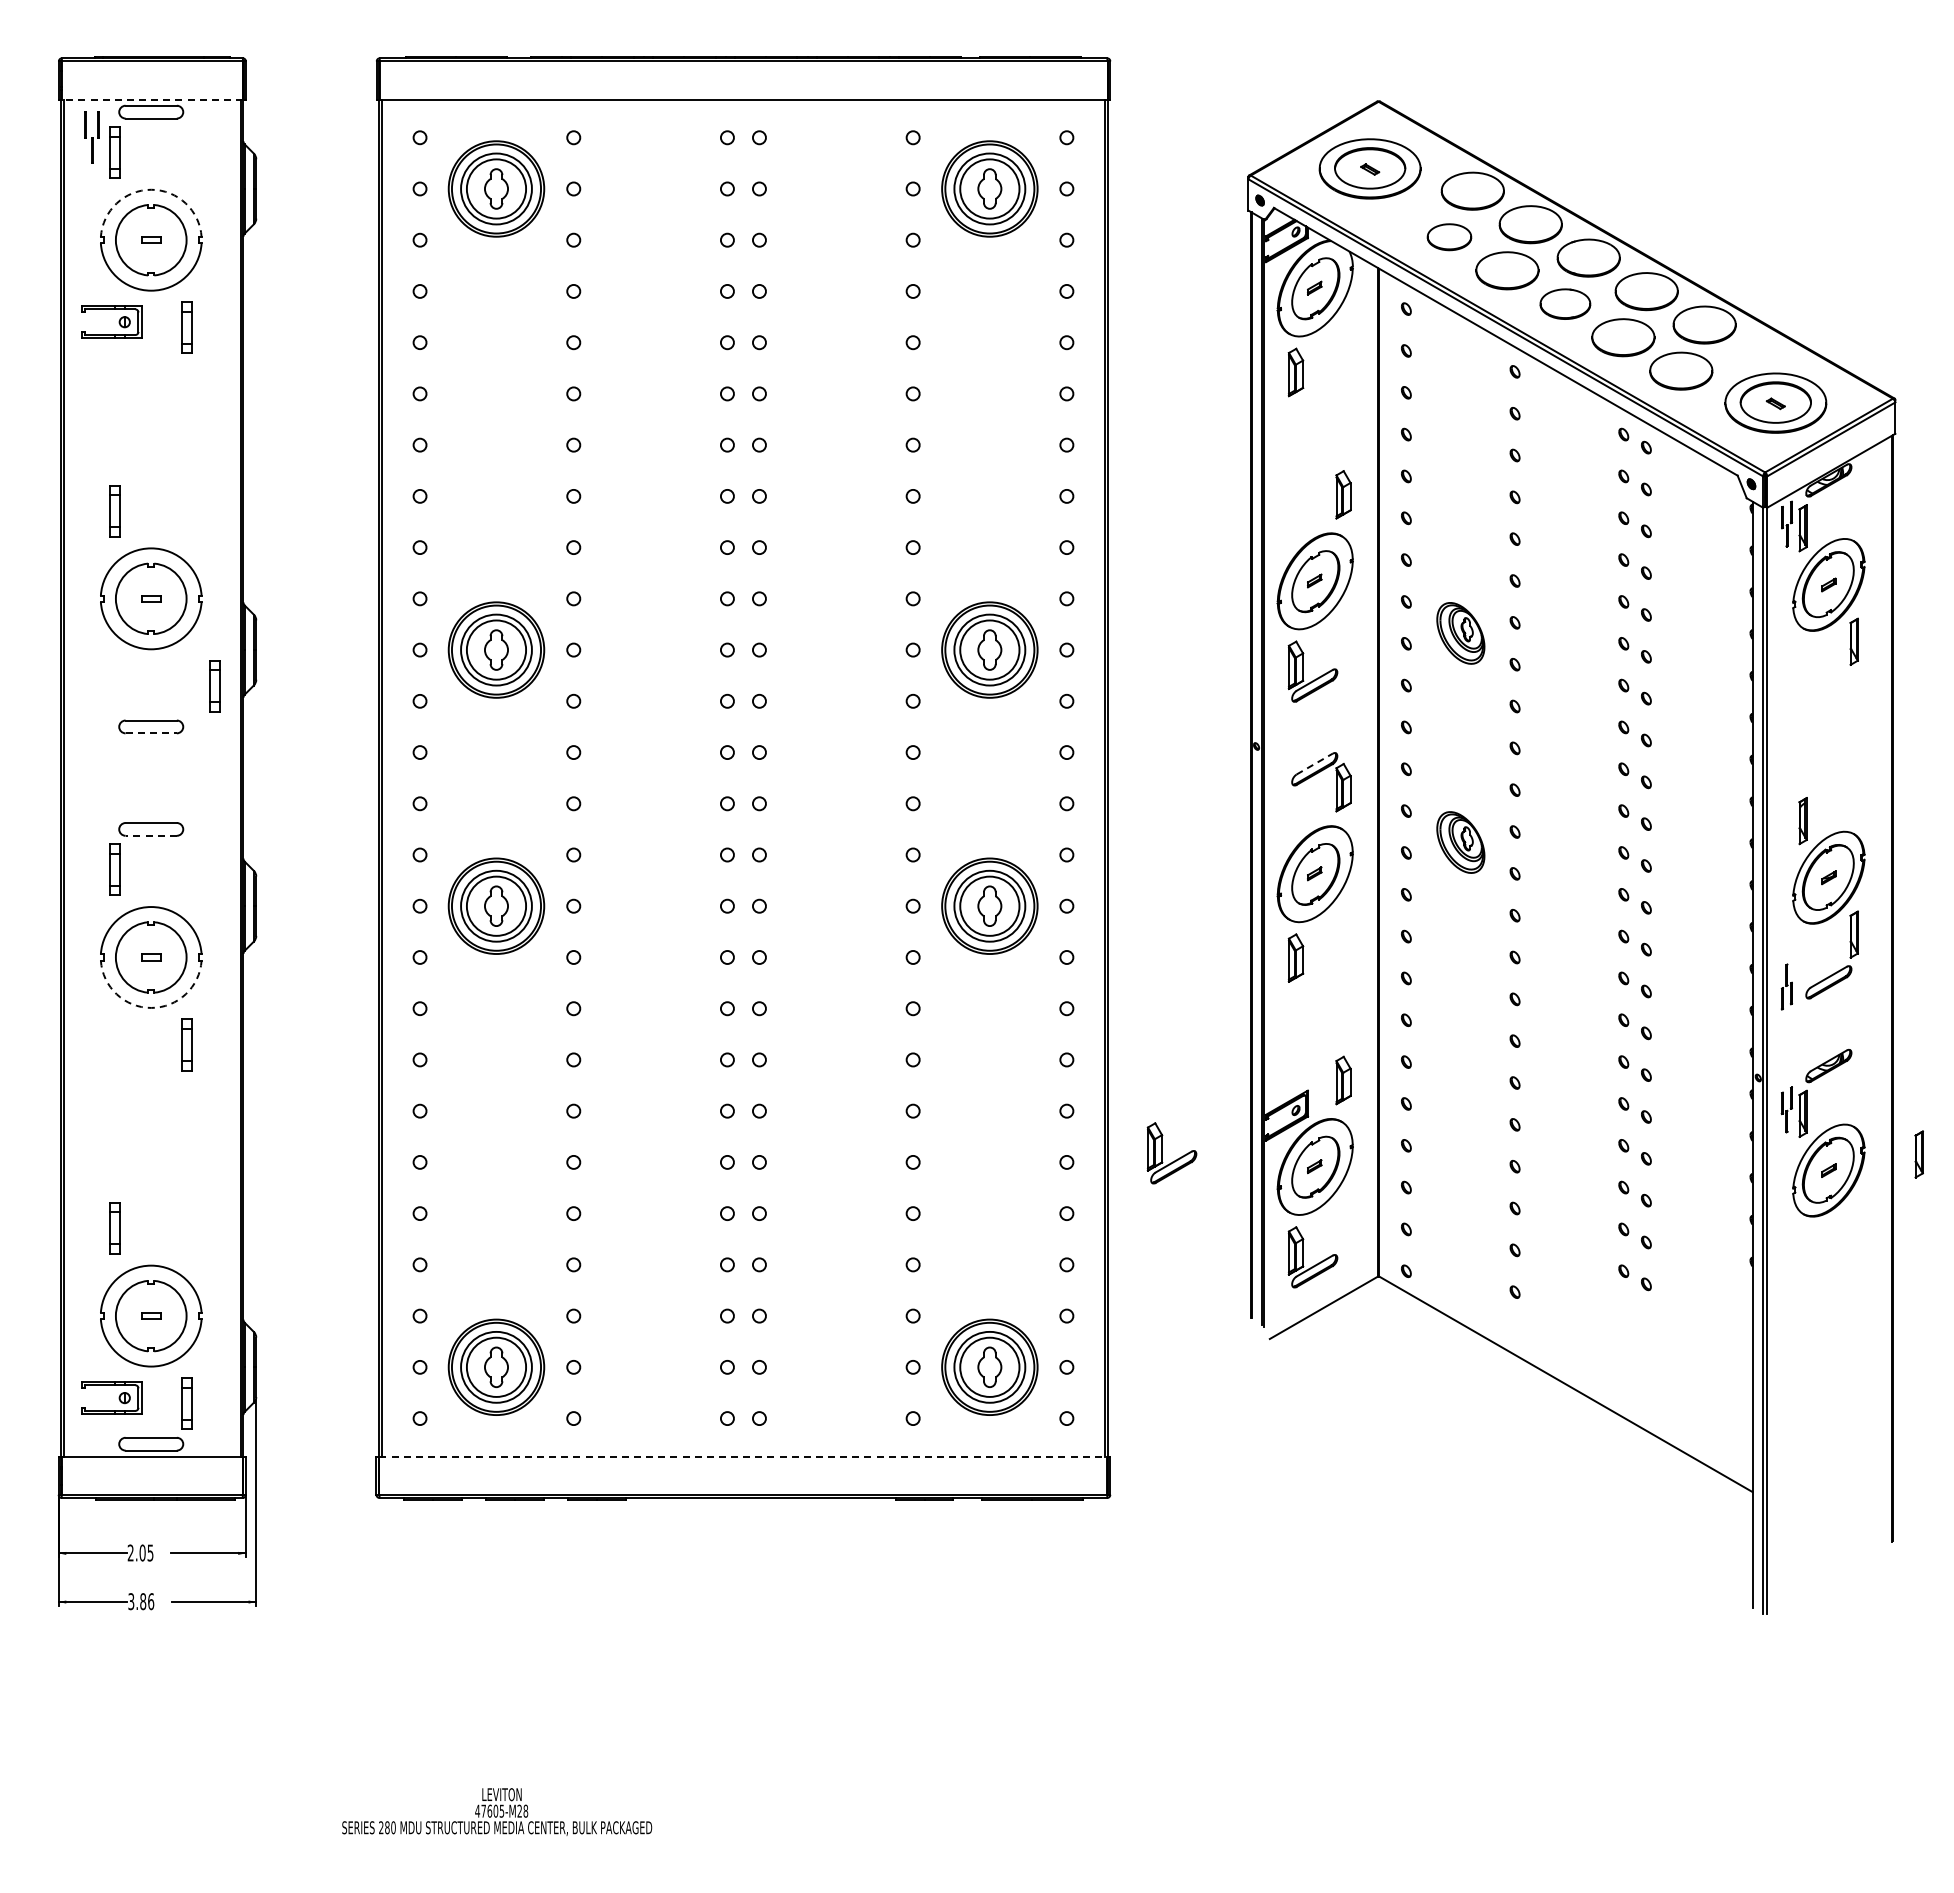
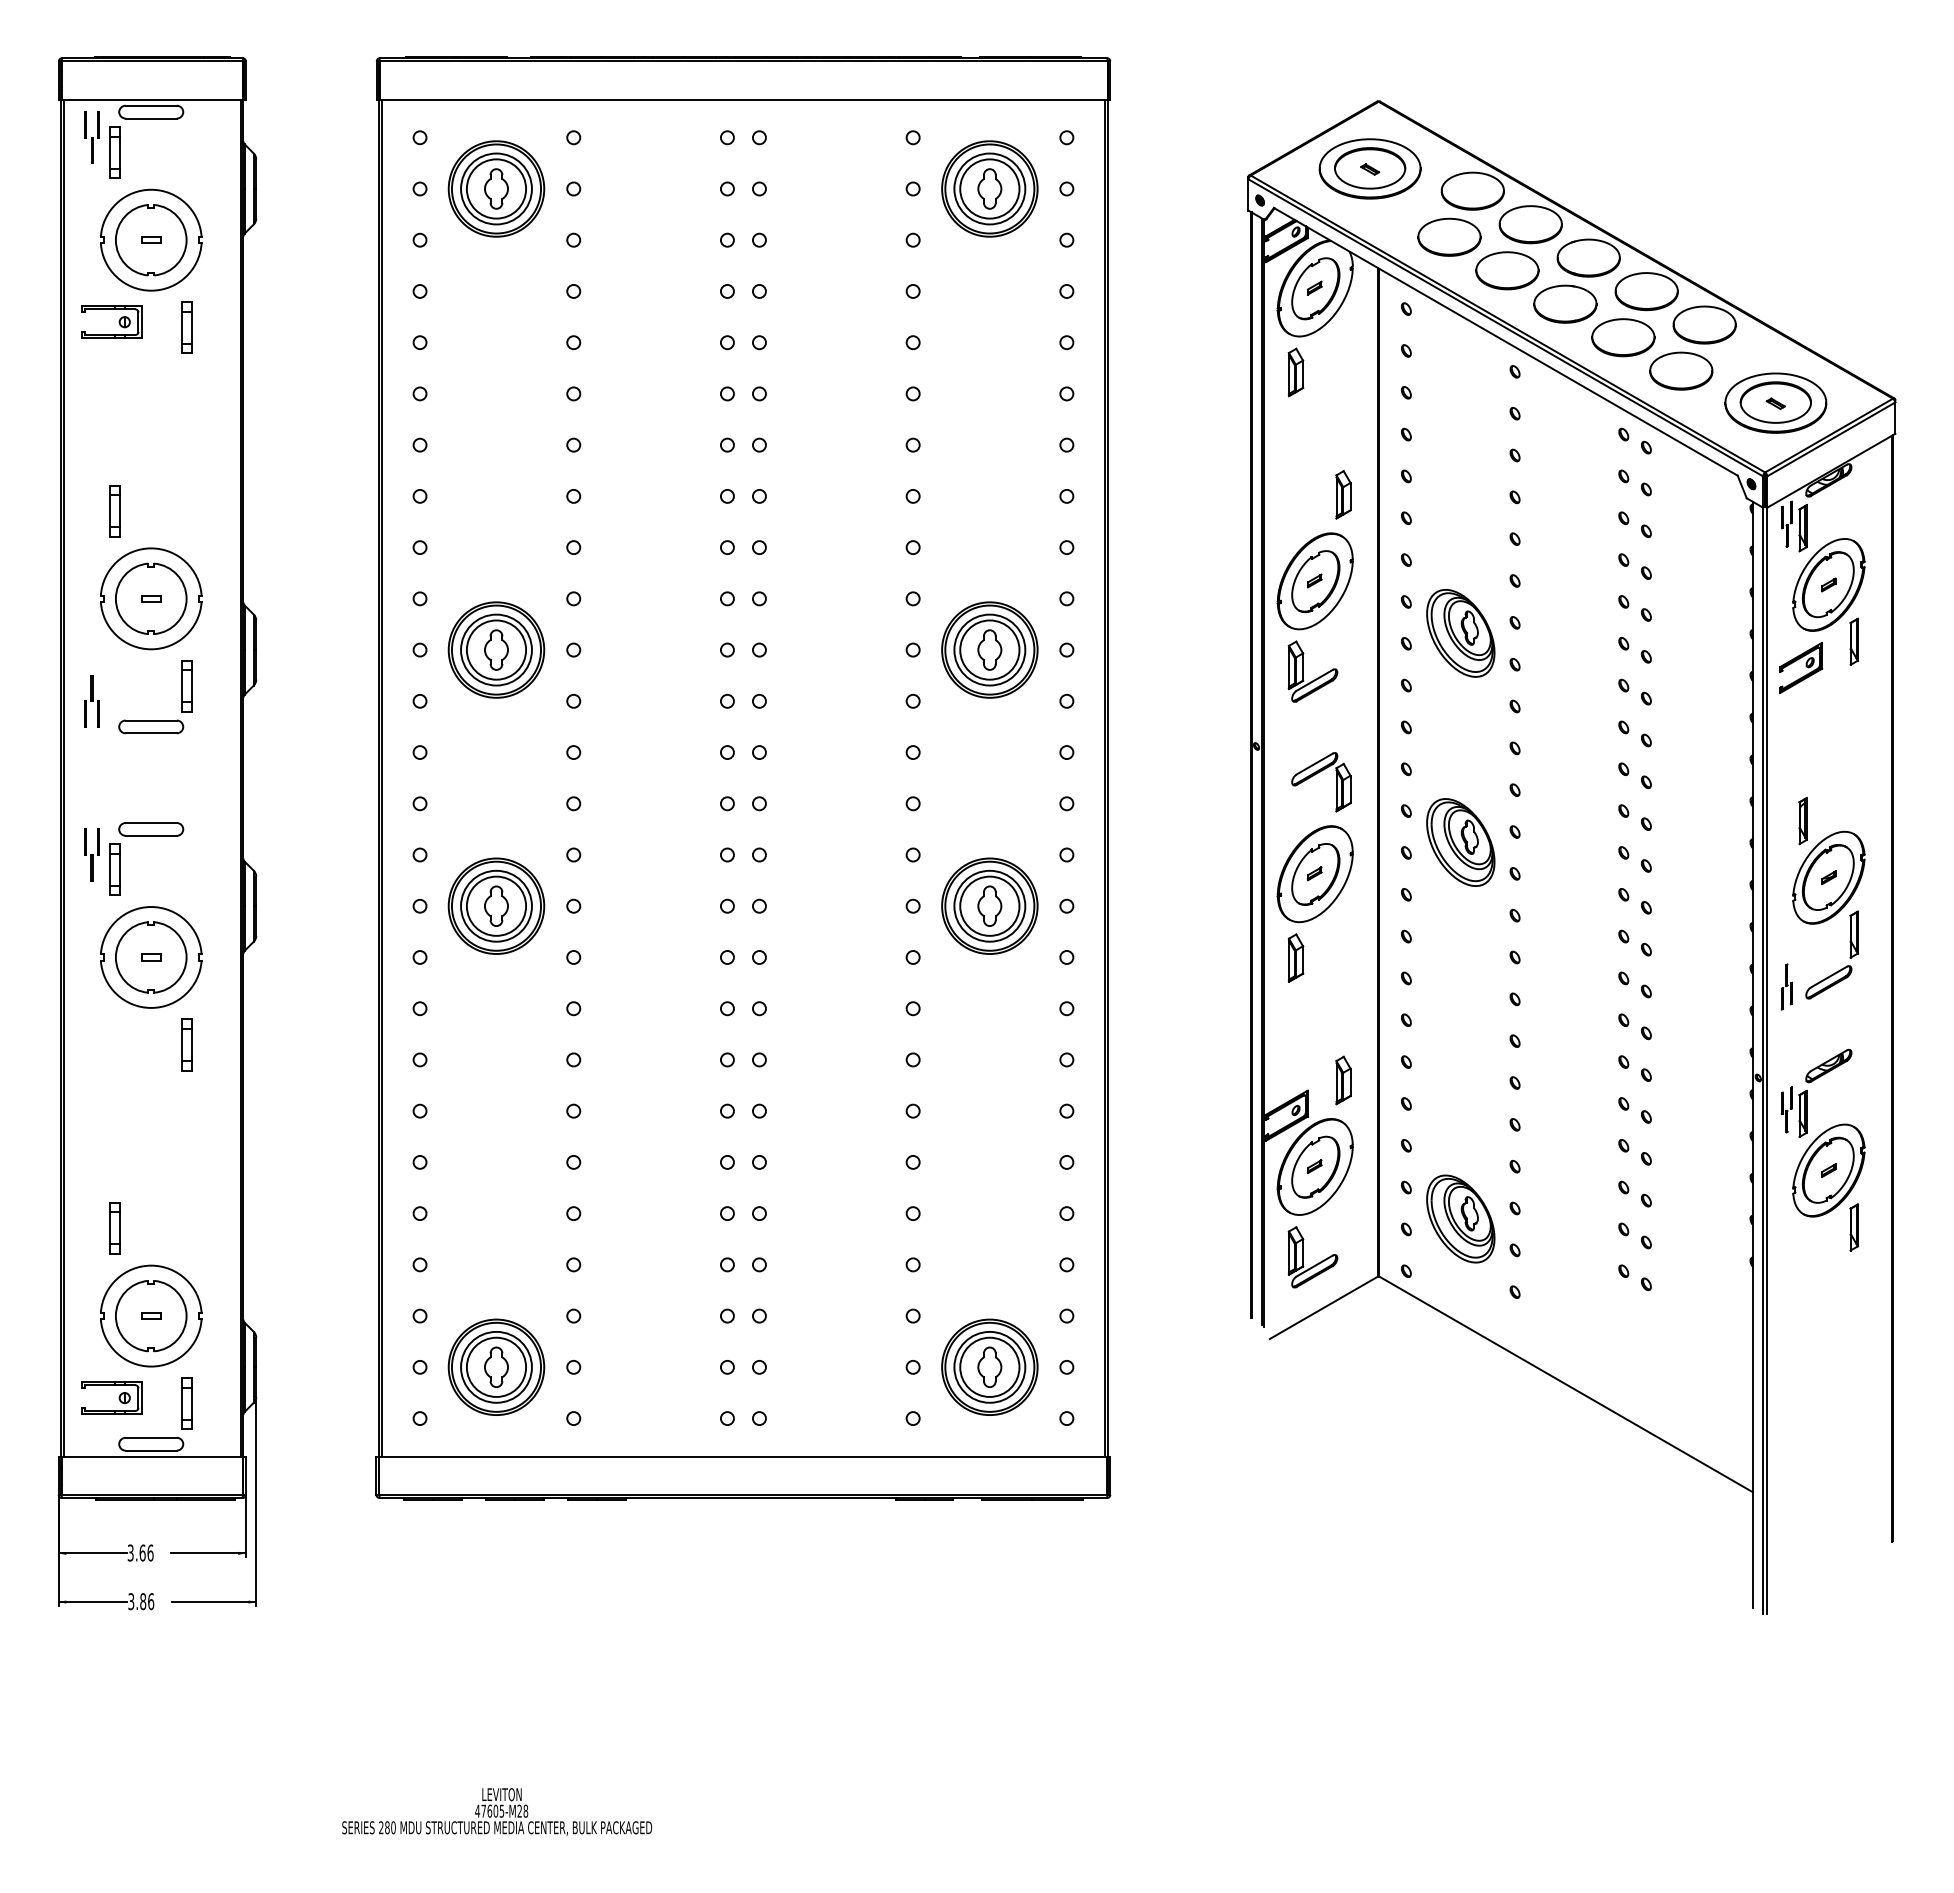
line: dashed -> solid (152, 99)
arc: dashed -> solid (151, 189)
part size: 47x29 px -> 65x40 px (1449, 236)
part size: 53x32 px -> 65x40 px (1565, 303)
part size: 50x63 px -> 70x89 px (1460, 633)
part: none -> present (1801, 667)
part position: (214, 686) -> (186, 686) (186, 686)
part: none -> present (91, 701)
line: dashed -> solid (151, 733)
line: dashed -> solid (1314, 764)
line: dashed -> solid (151, 835)
part size: 50x63 px -> 70x89 px (1460, 842)
part: none -> present (91, 854)
arc: dashed -> solid (151, 1007)
part position: (1918, 1154) -> (1853, 1227) (1853, 1227)
part: present -> none (1174, 1160)
part: none -> present (1460, 1218)
line: dashed -> solid (743, 1456)
text: 2.05 -> 3.66 (140, 1552)
